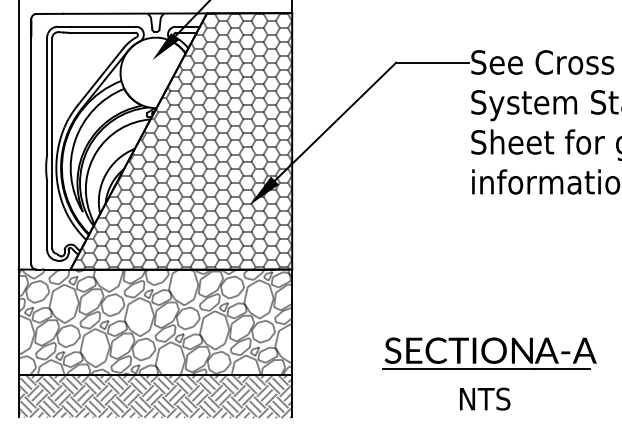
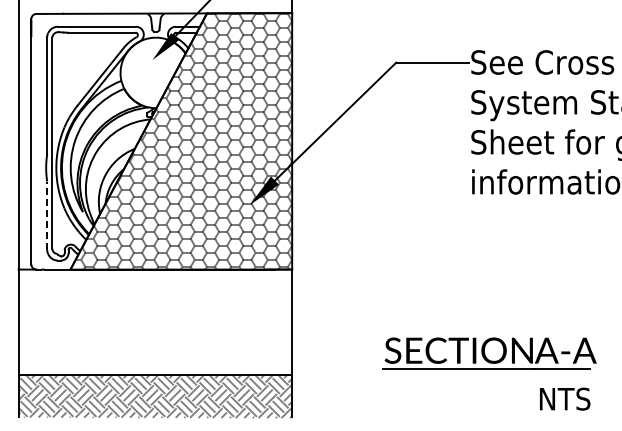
line: solid -> dashed (47, 215)
hatch: present -> none (155, 321)
text position: (485, 398) -> (565, 398) (565, 398)
